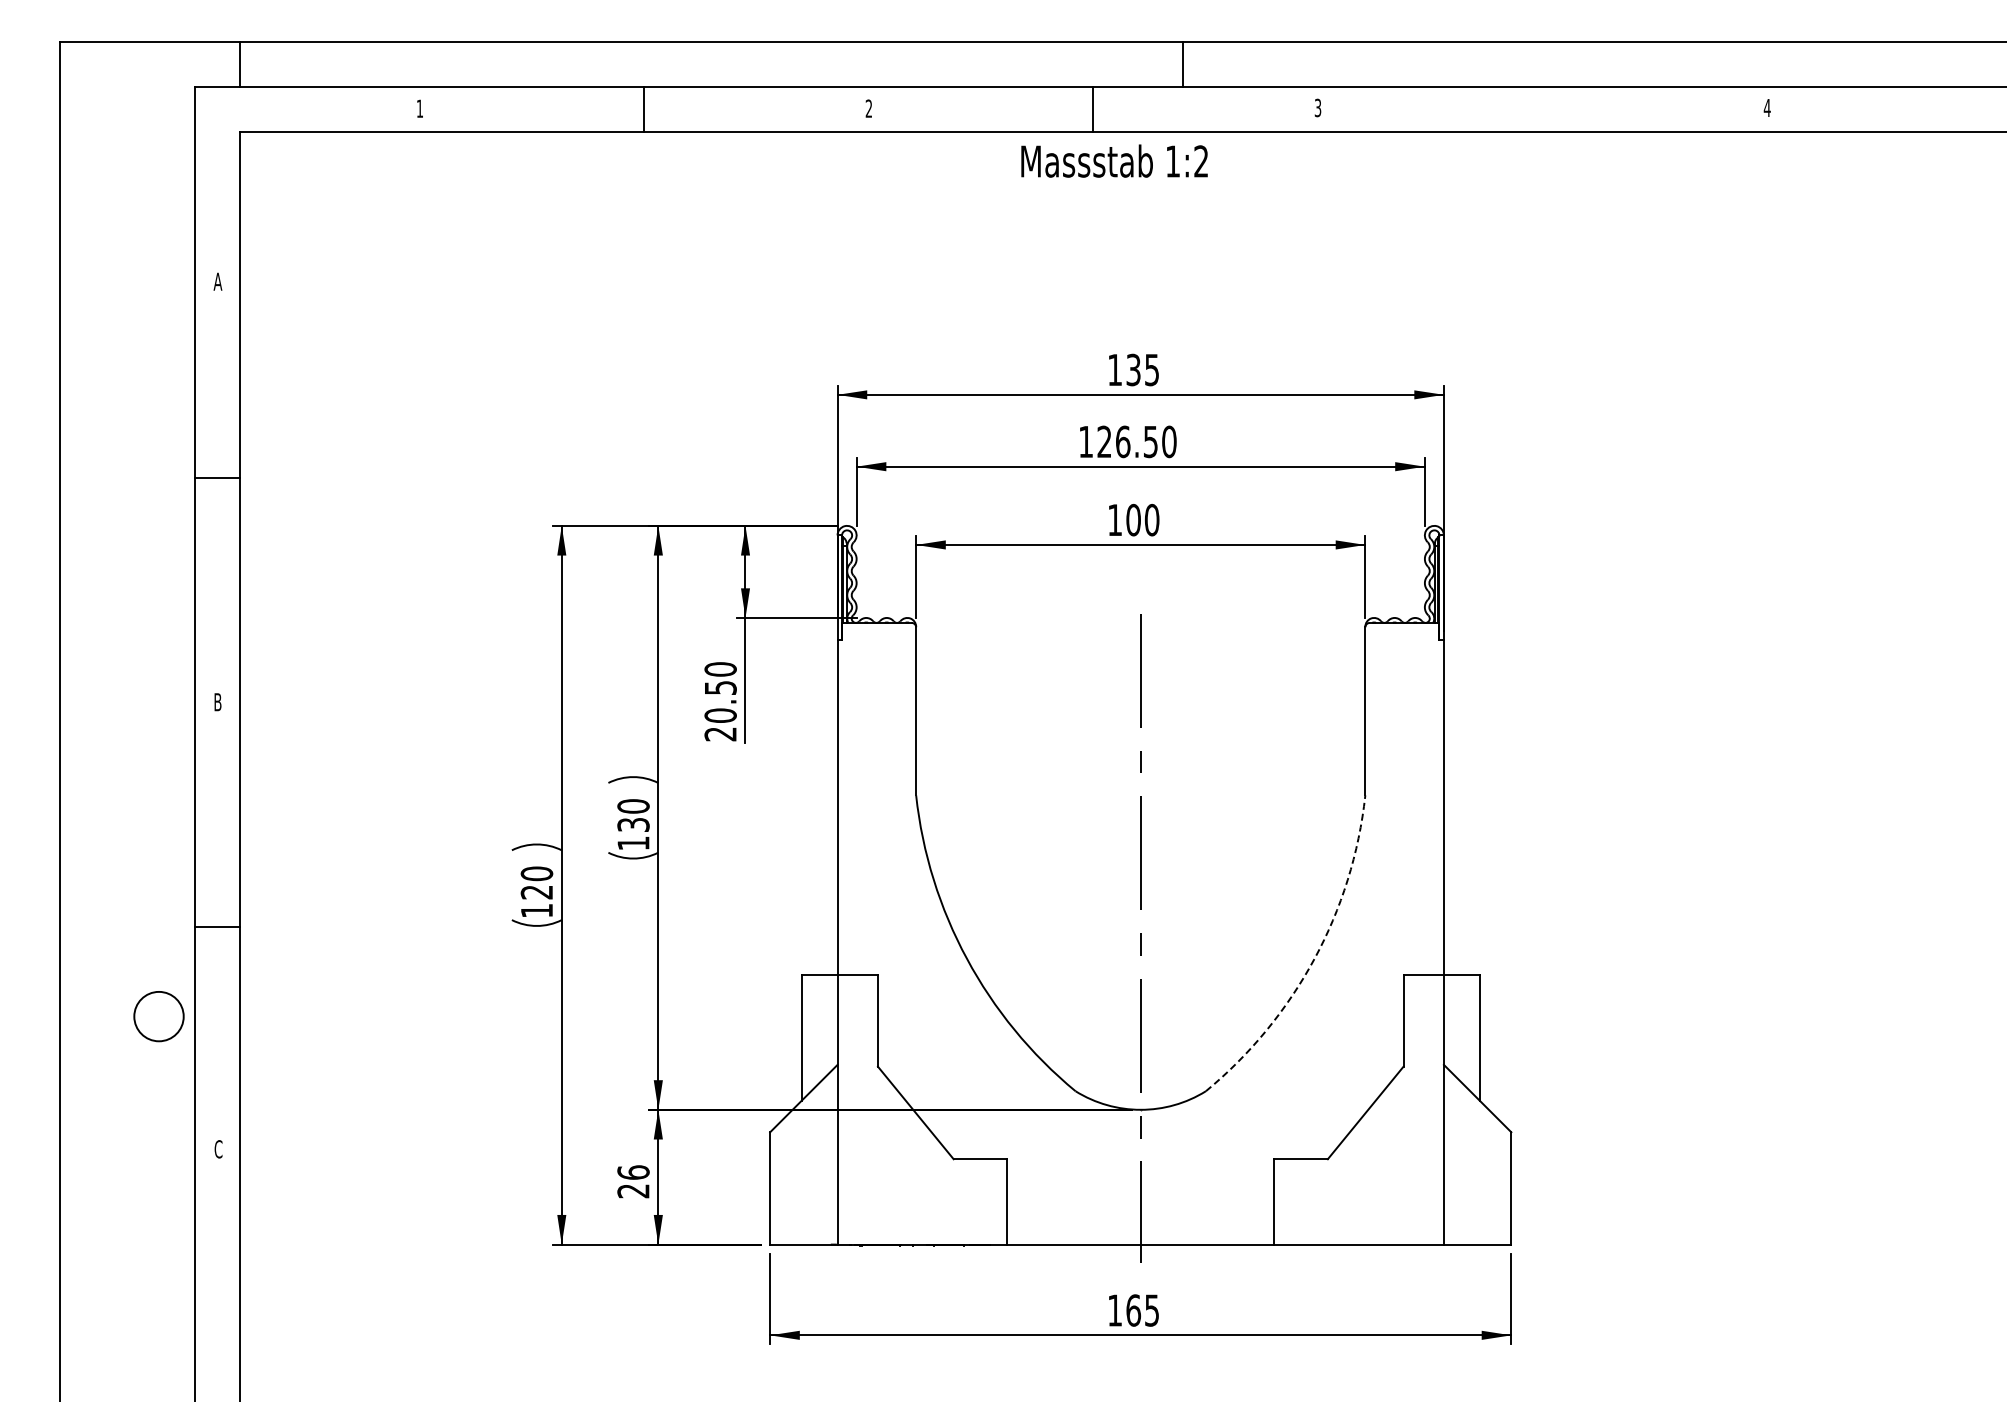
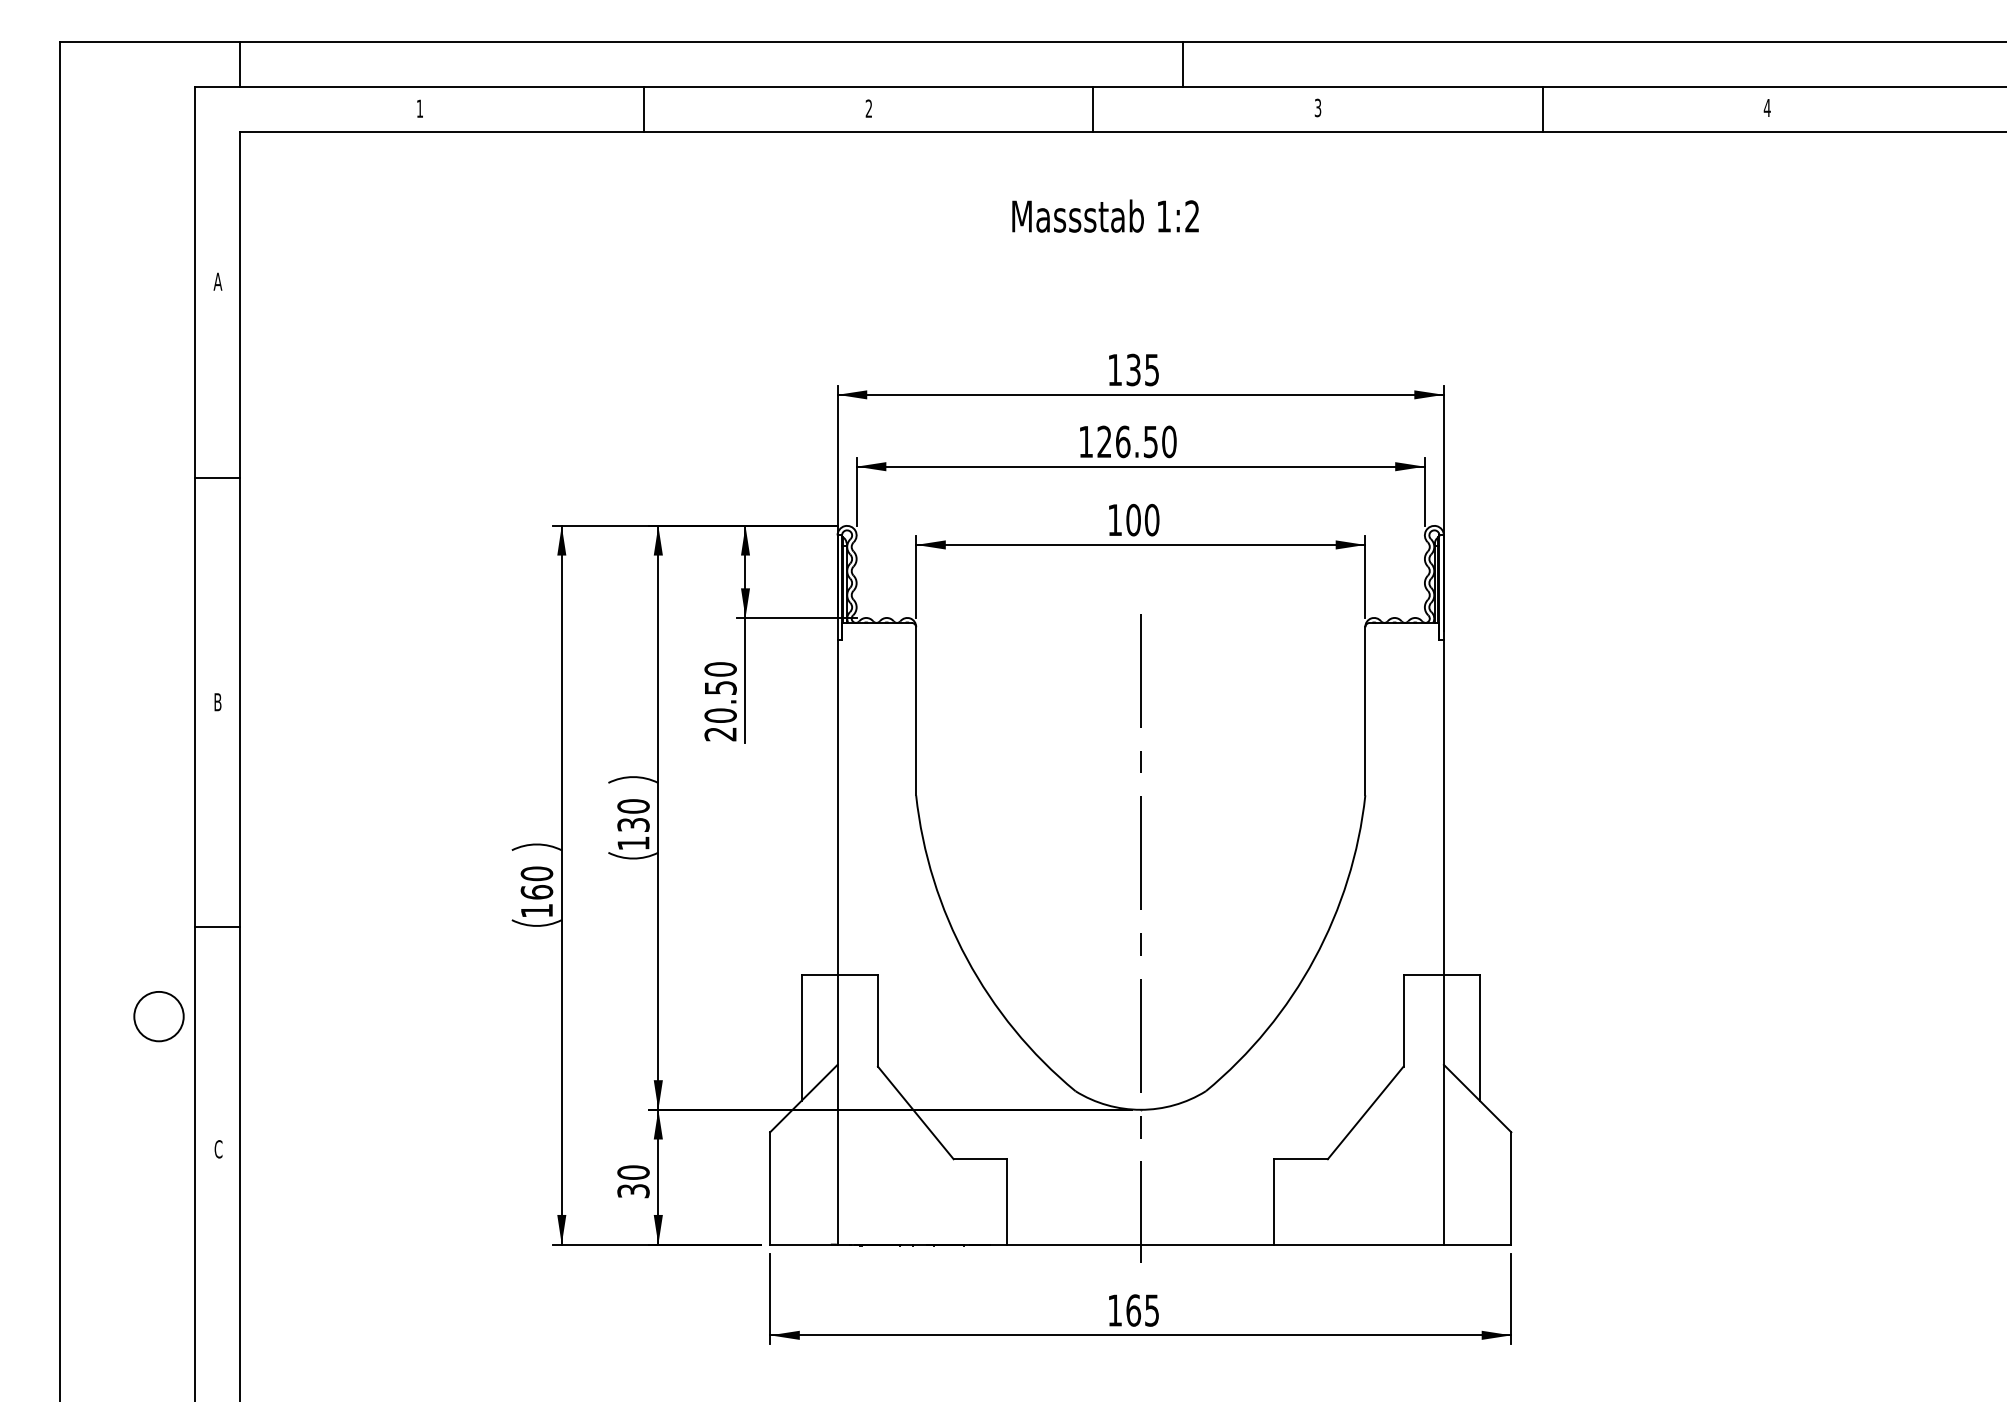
line: none -> present (1542, 108)
text position: (1114, 160) -> (1105, 215) (1105, 215)
text: 120 -> 160 (536, 892)
arc: dashed -> solid (1314, 958)
text: 26 -> 30 (633, 1181)
